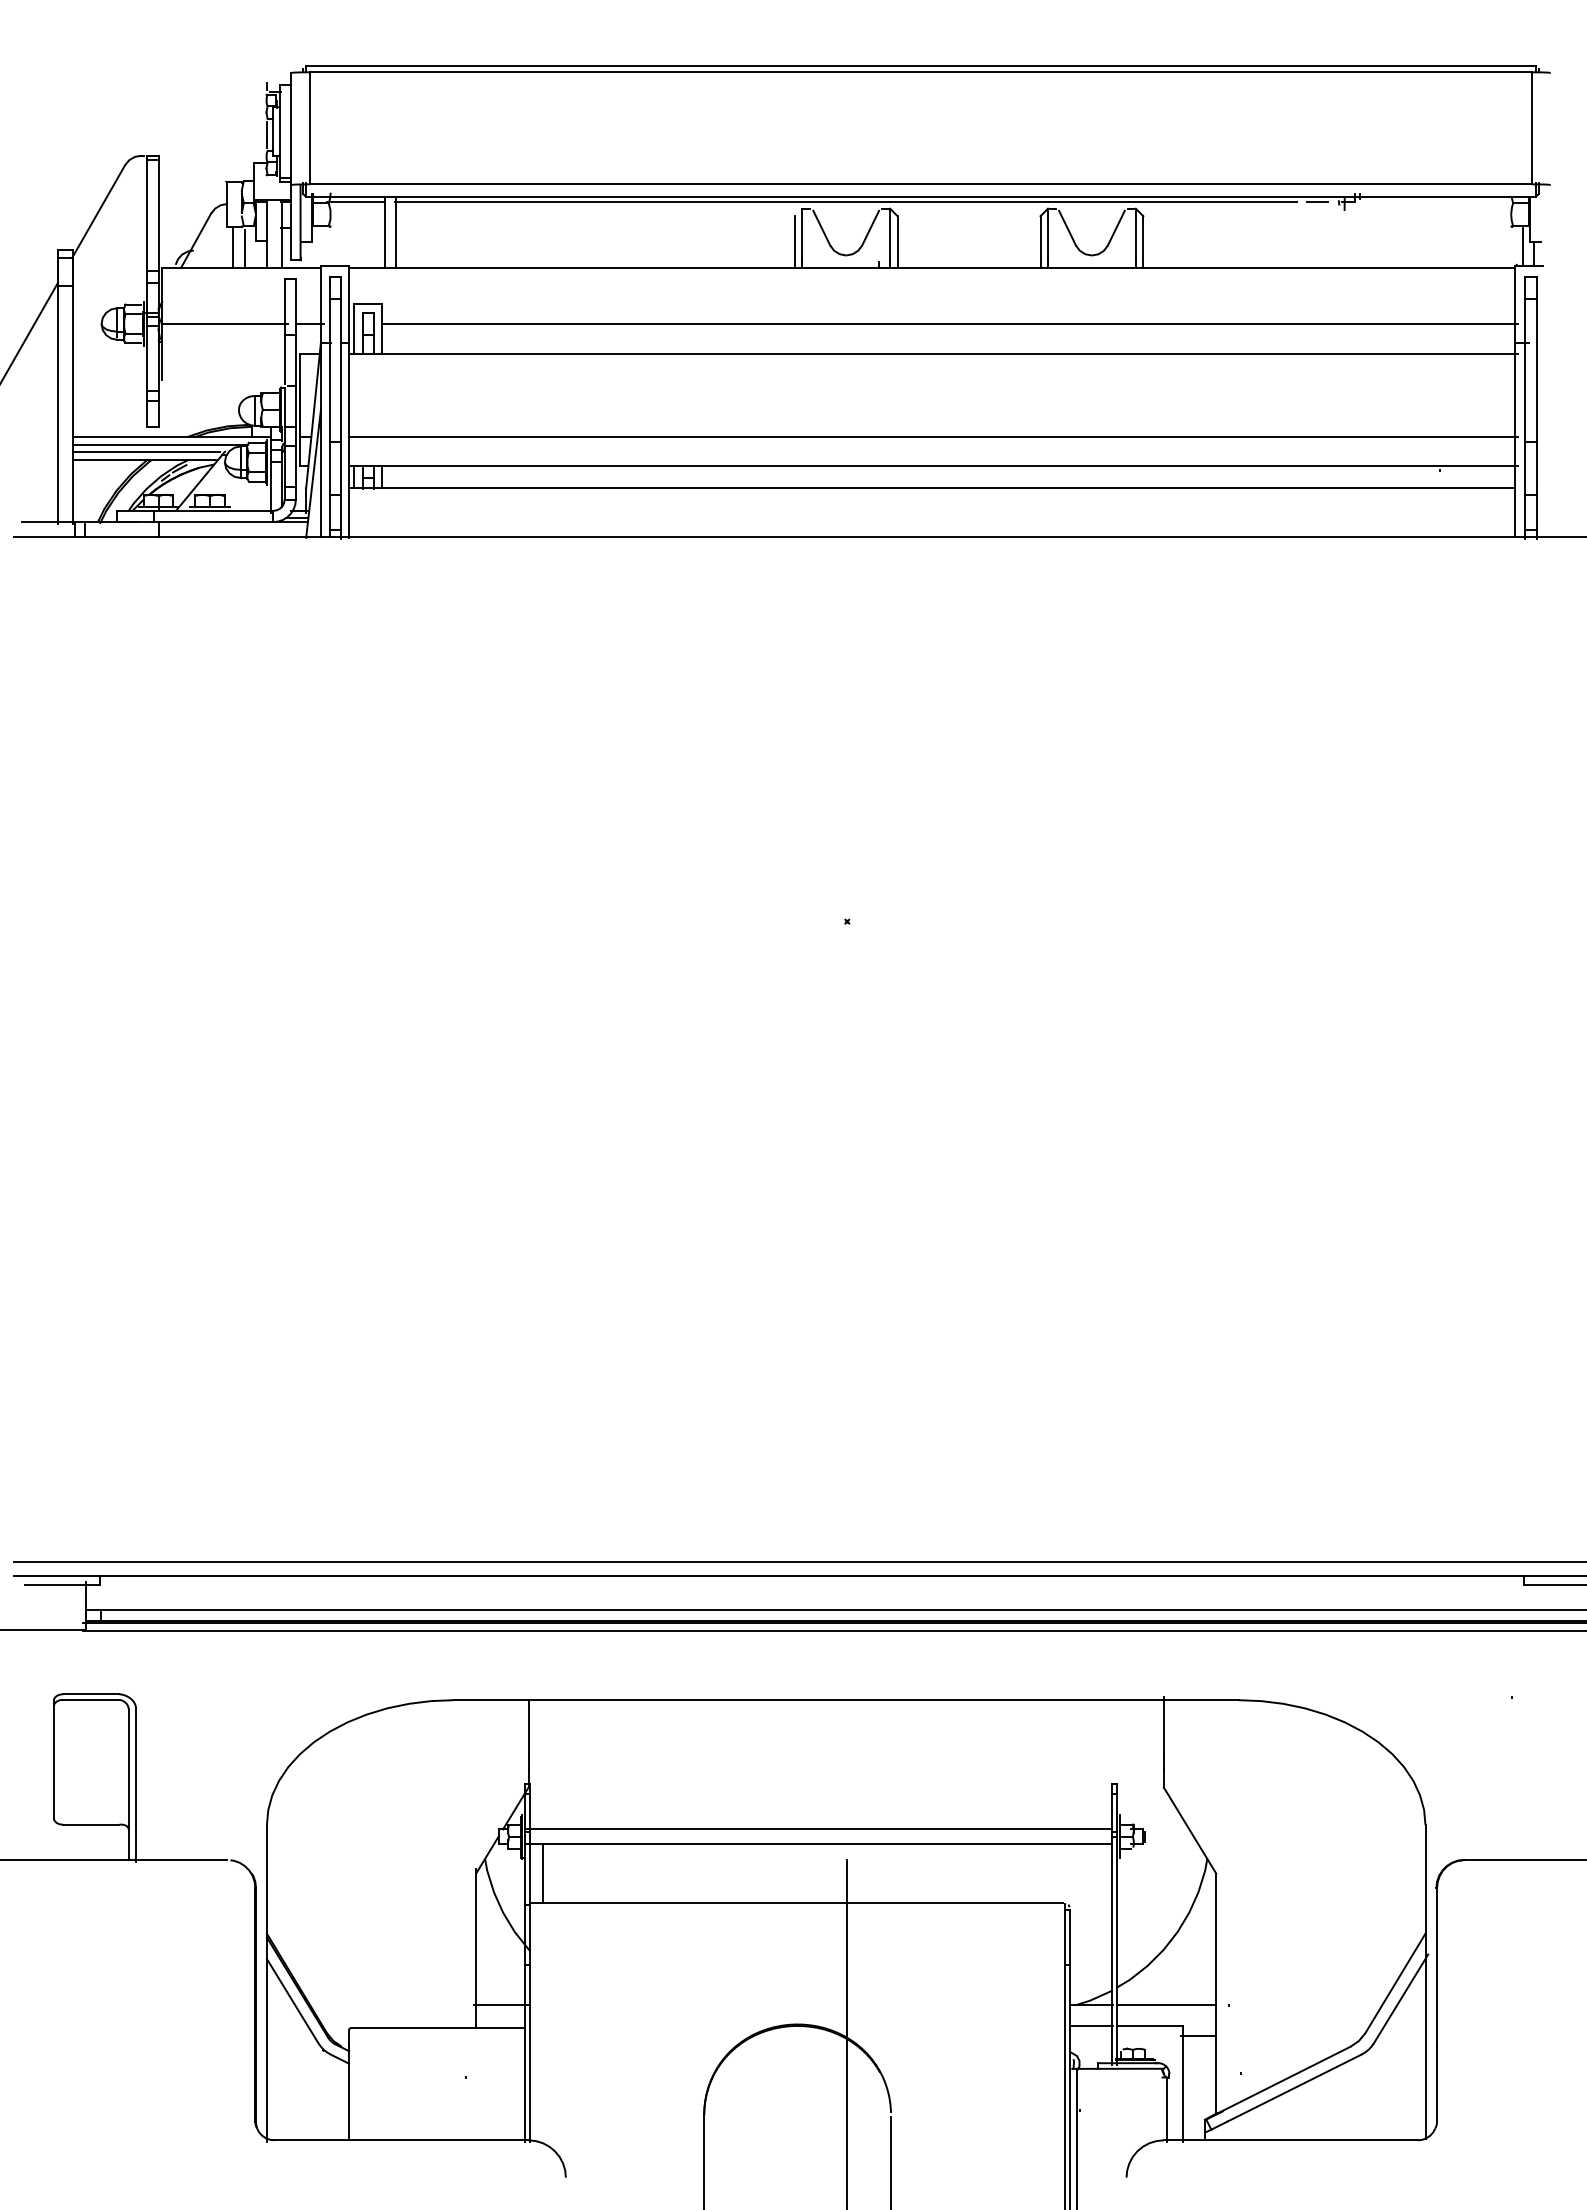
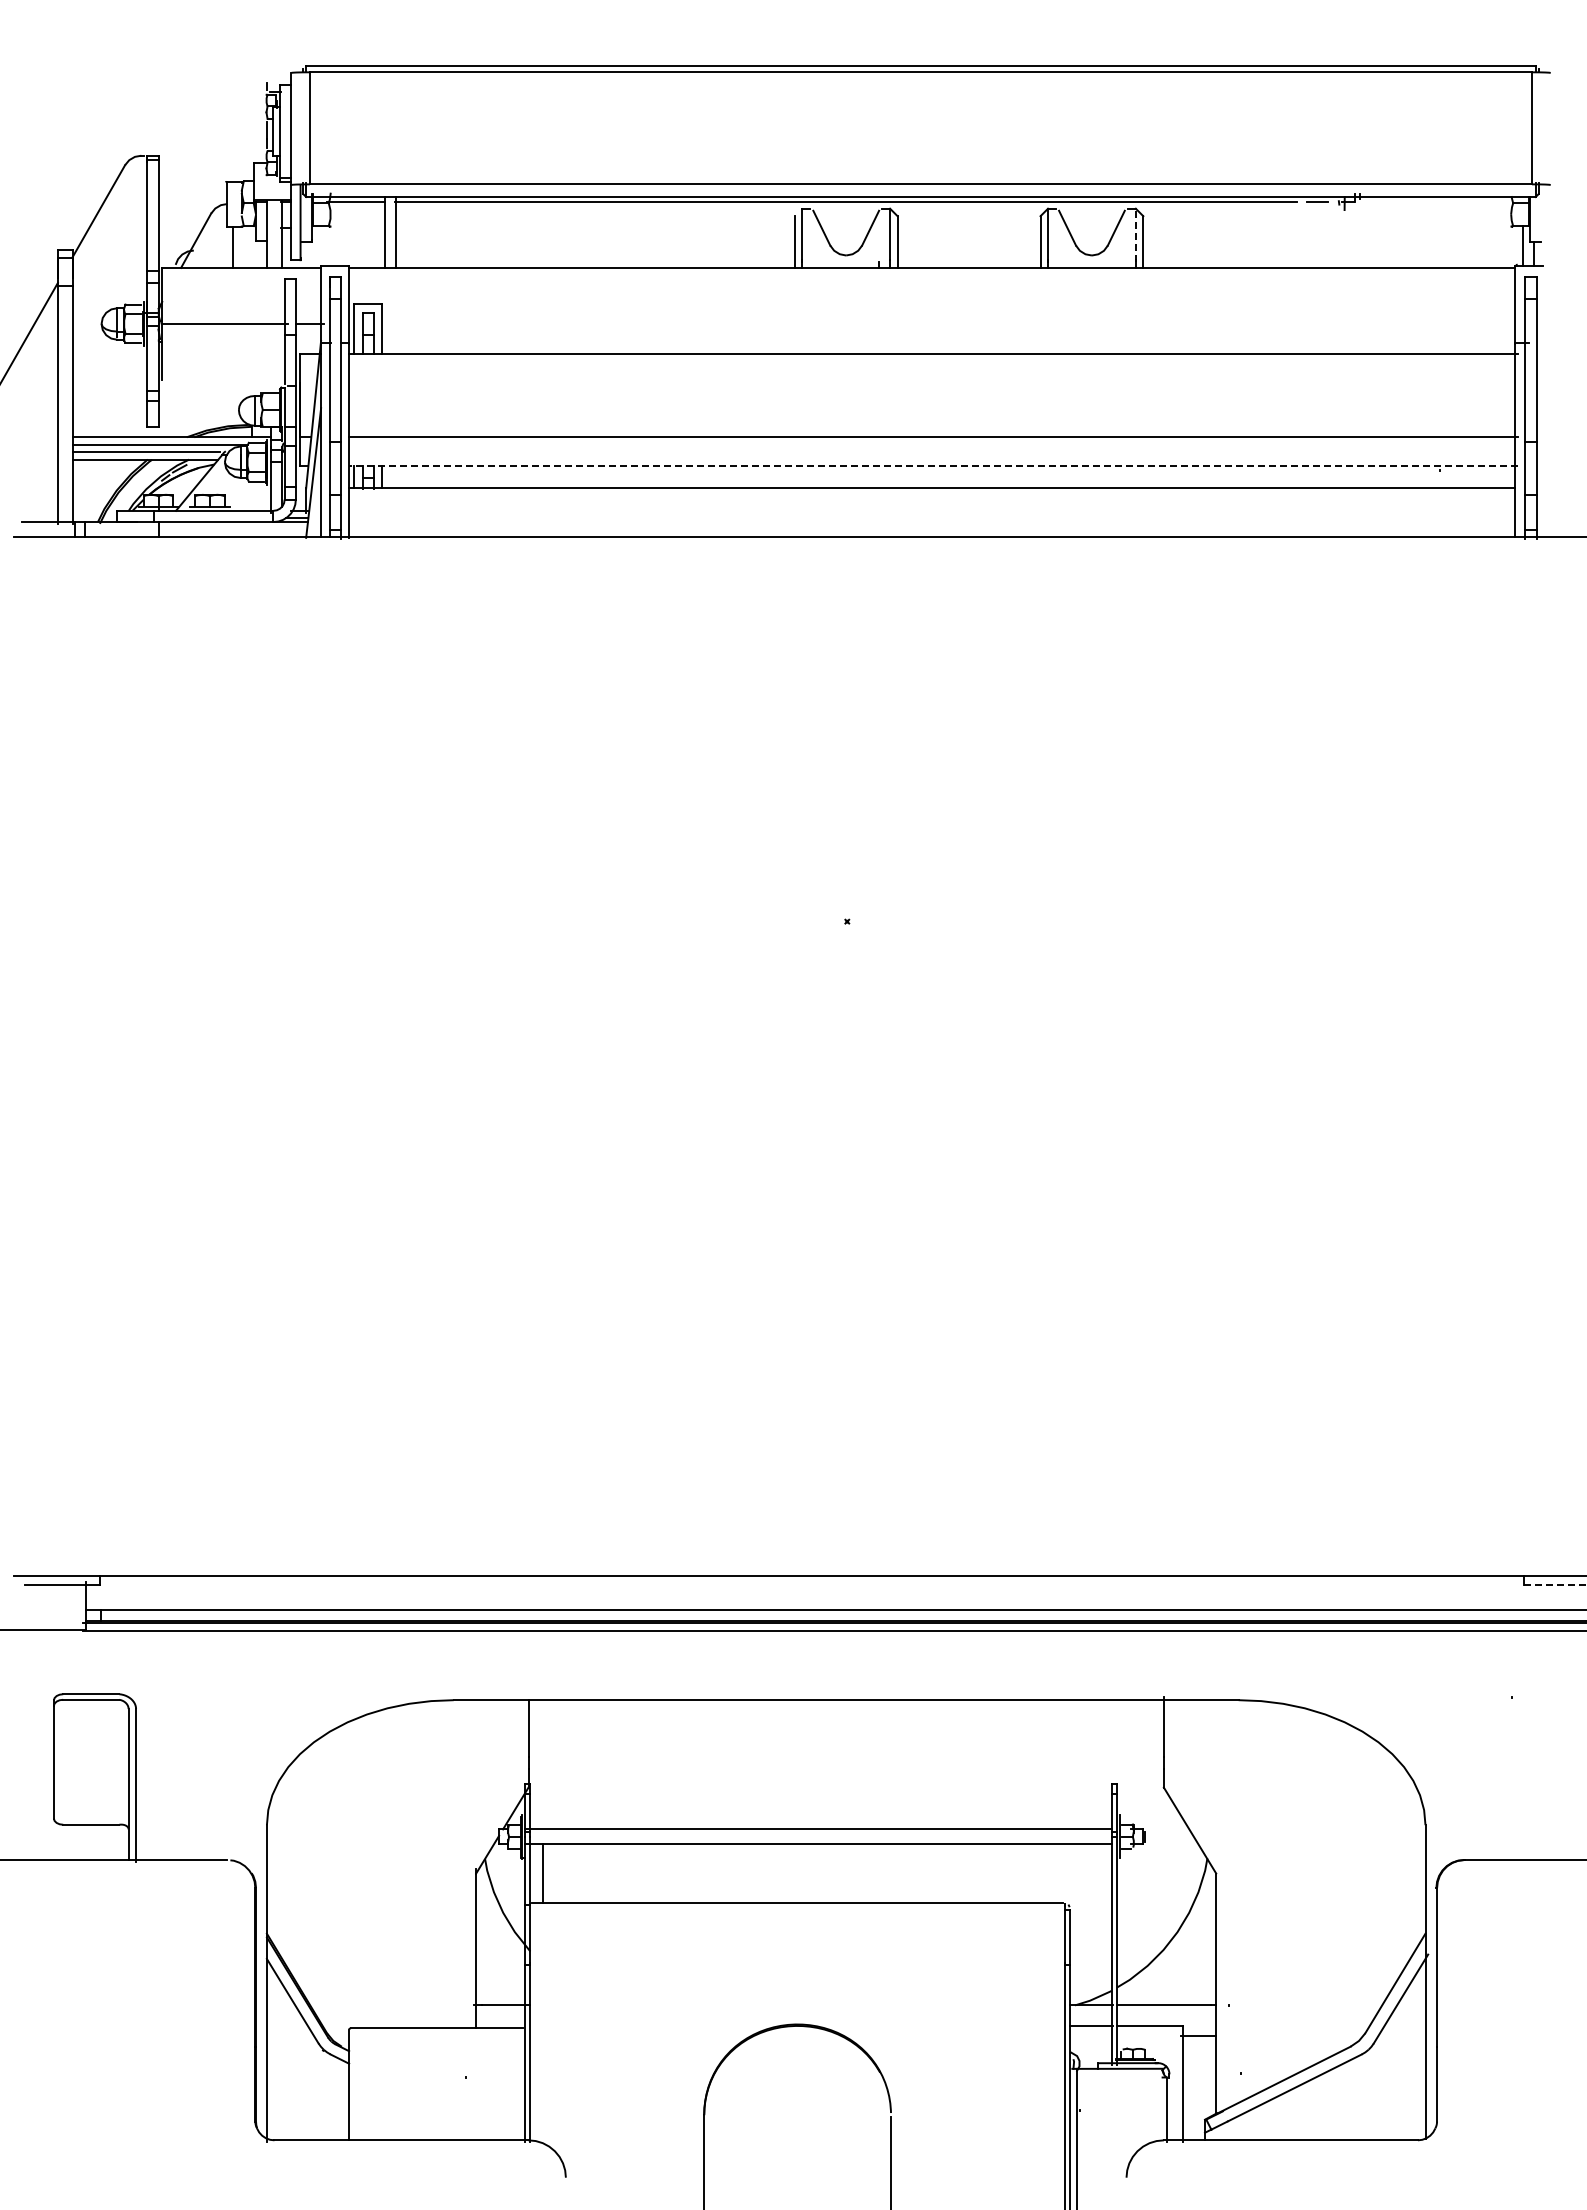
line: solid -> dashed (1135, 235)
line: present -> none (244, 248)
line: present -> none (949, 324)
line: solid -> dashed (933, 465)
line: present -> none (798, 1561)
line: solid -> dashed (1555, 1585)
line: present -> none (847, 2033)
